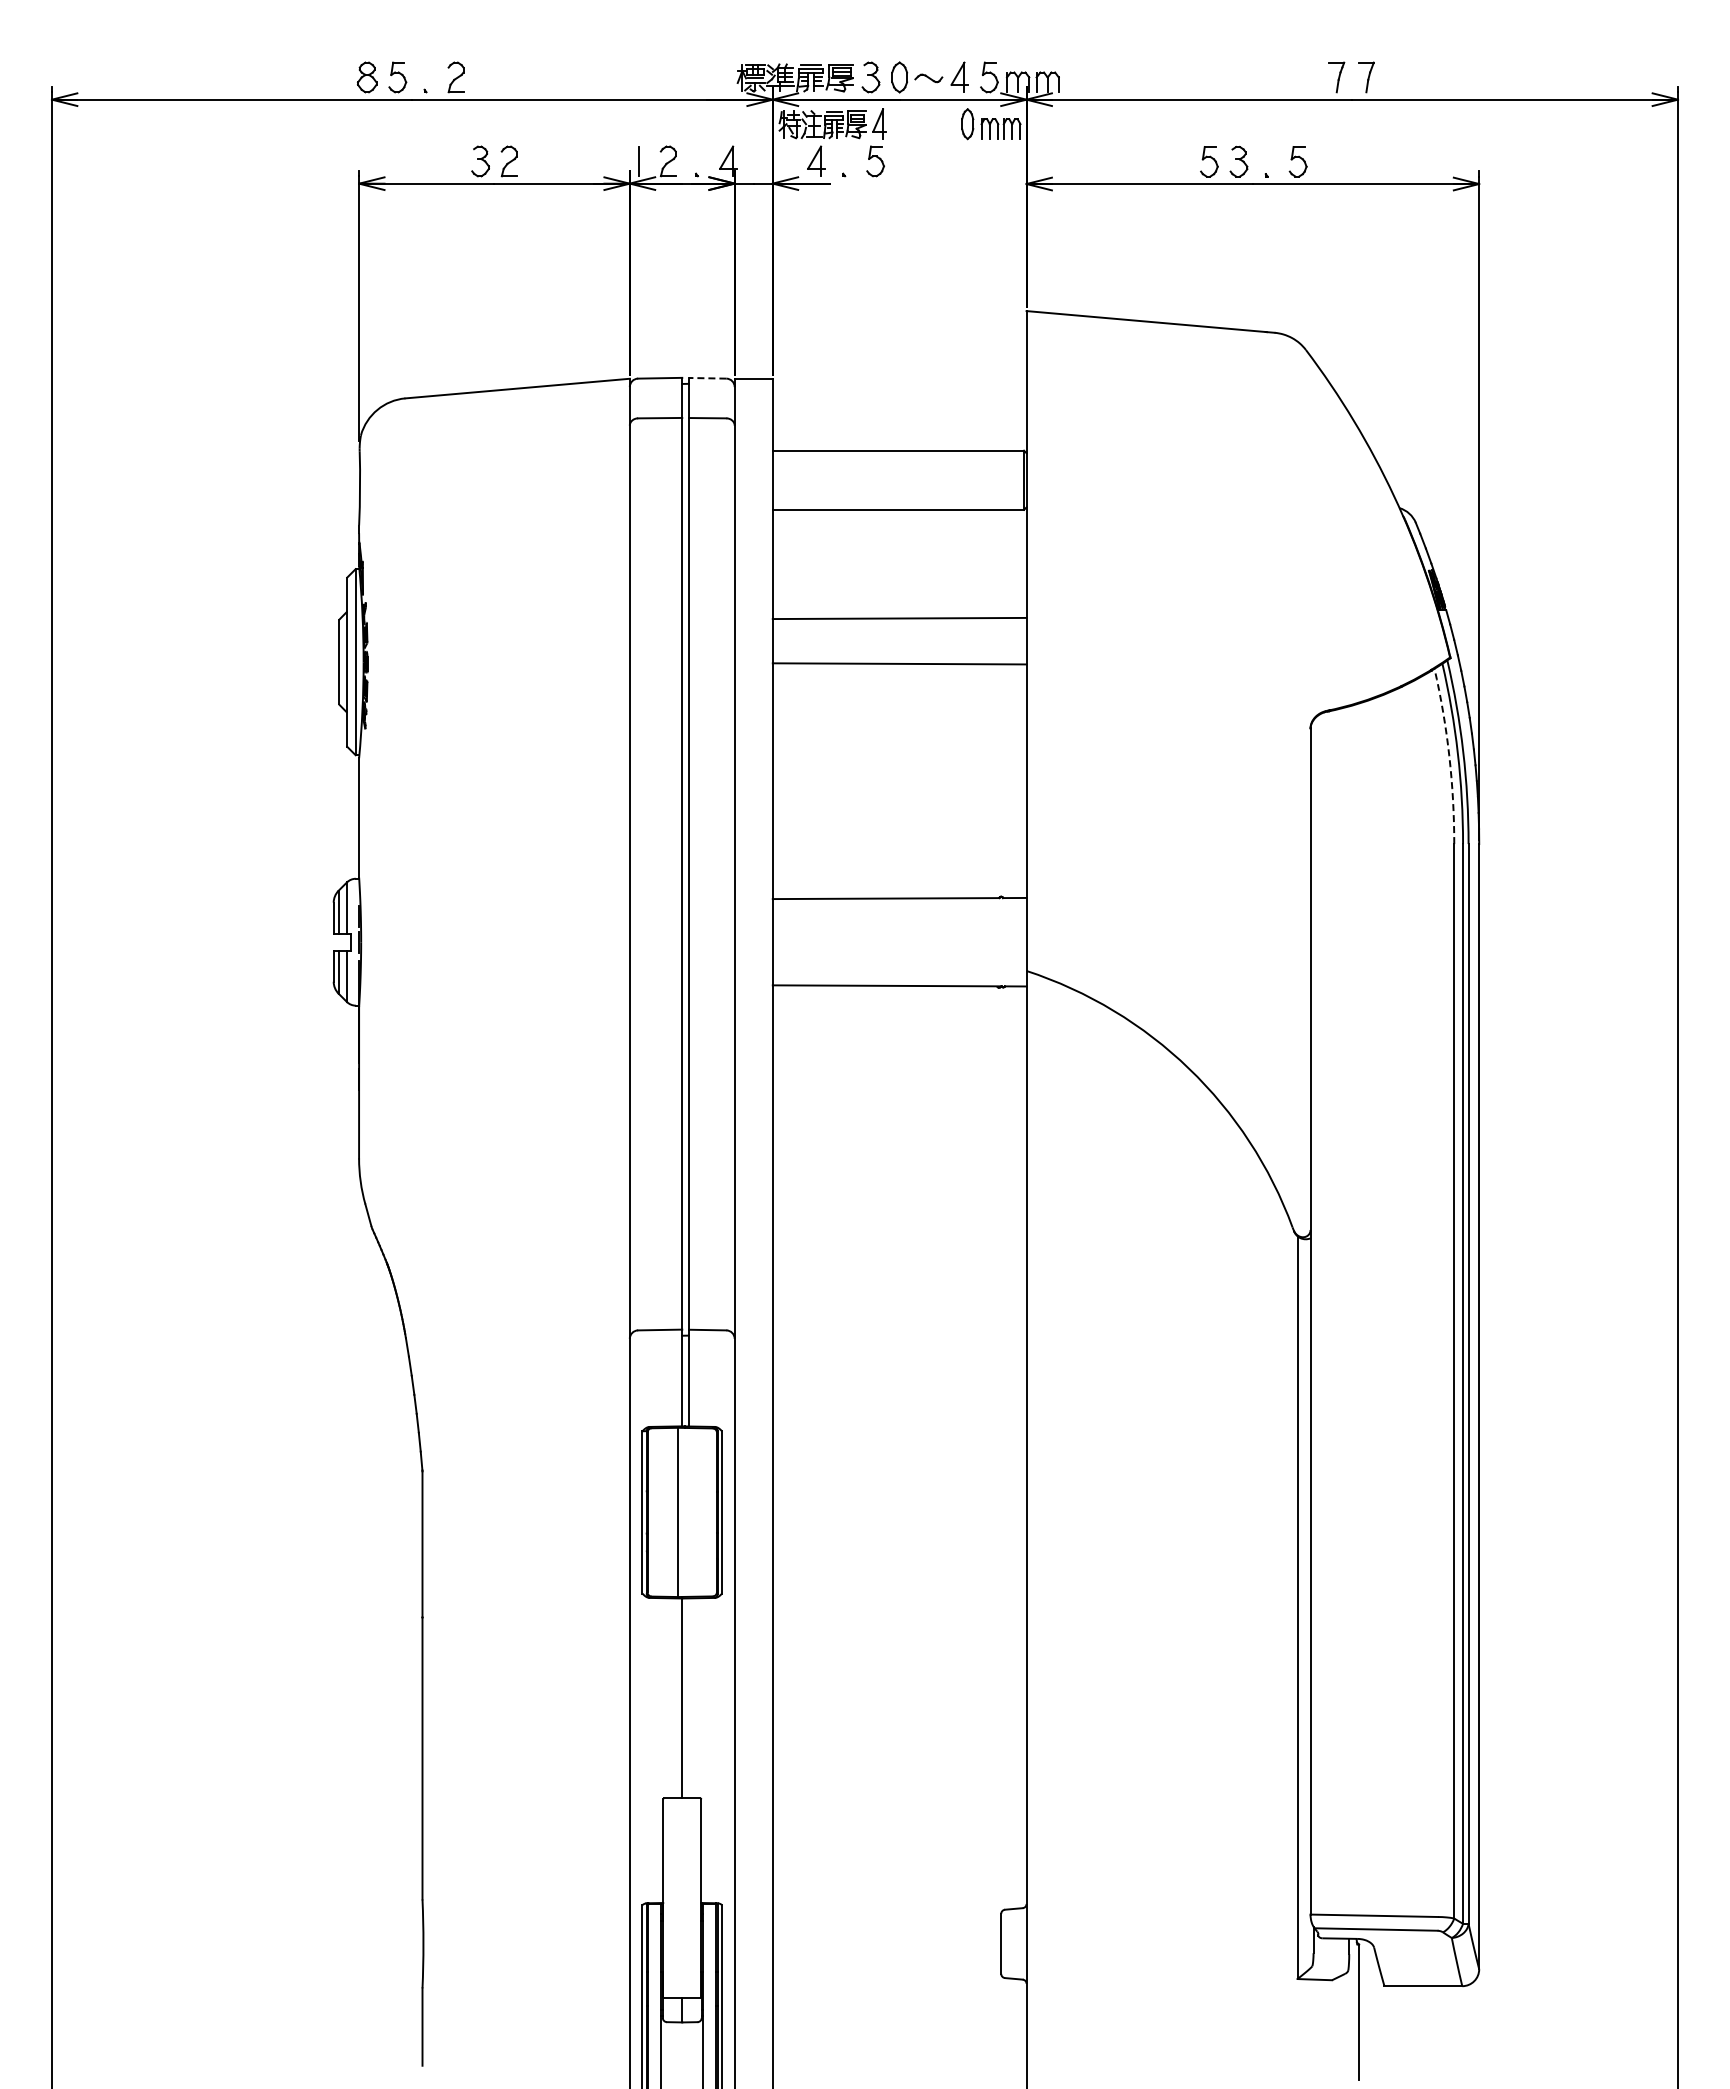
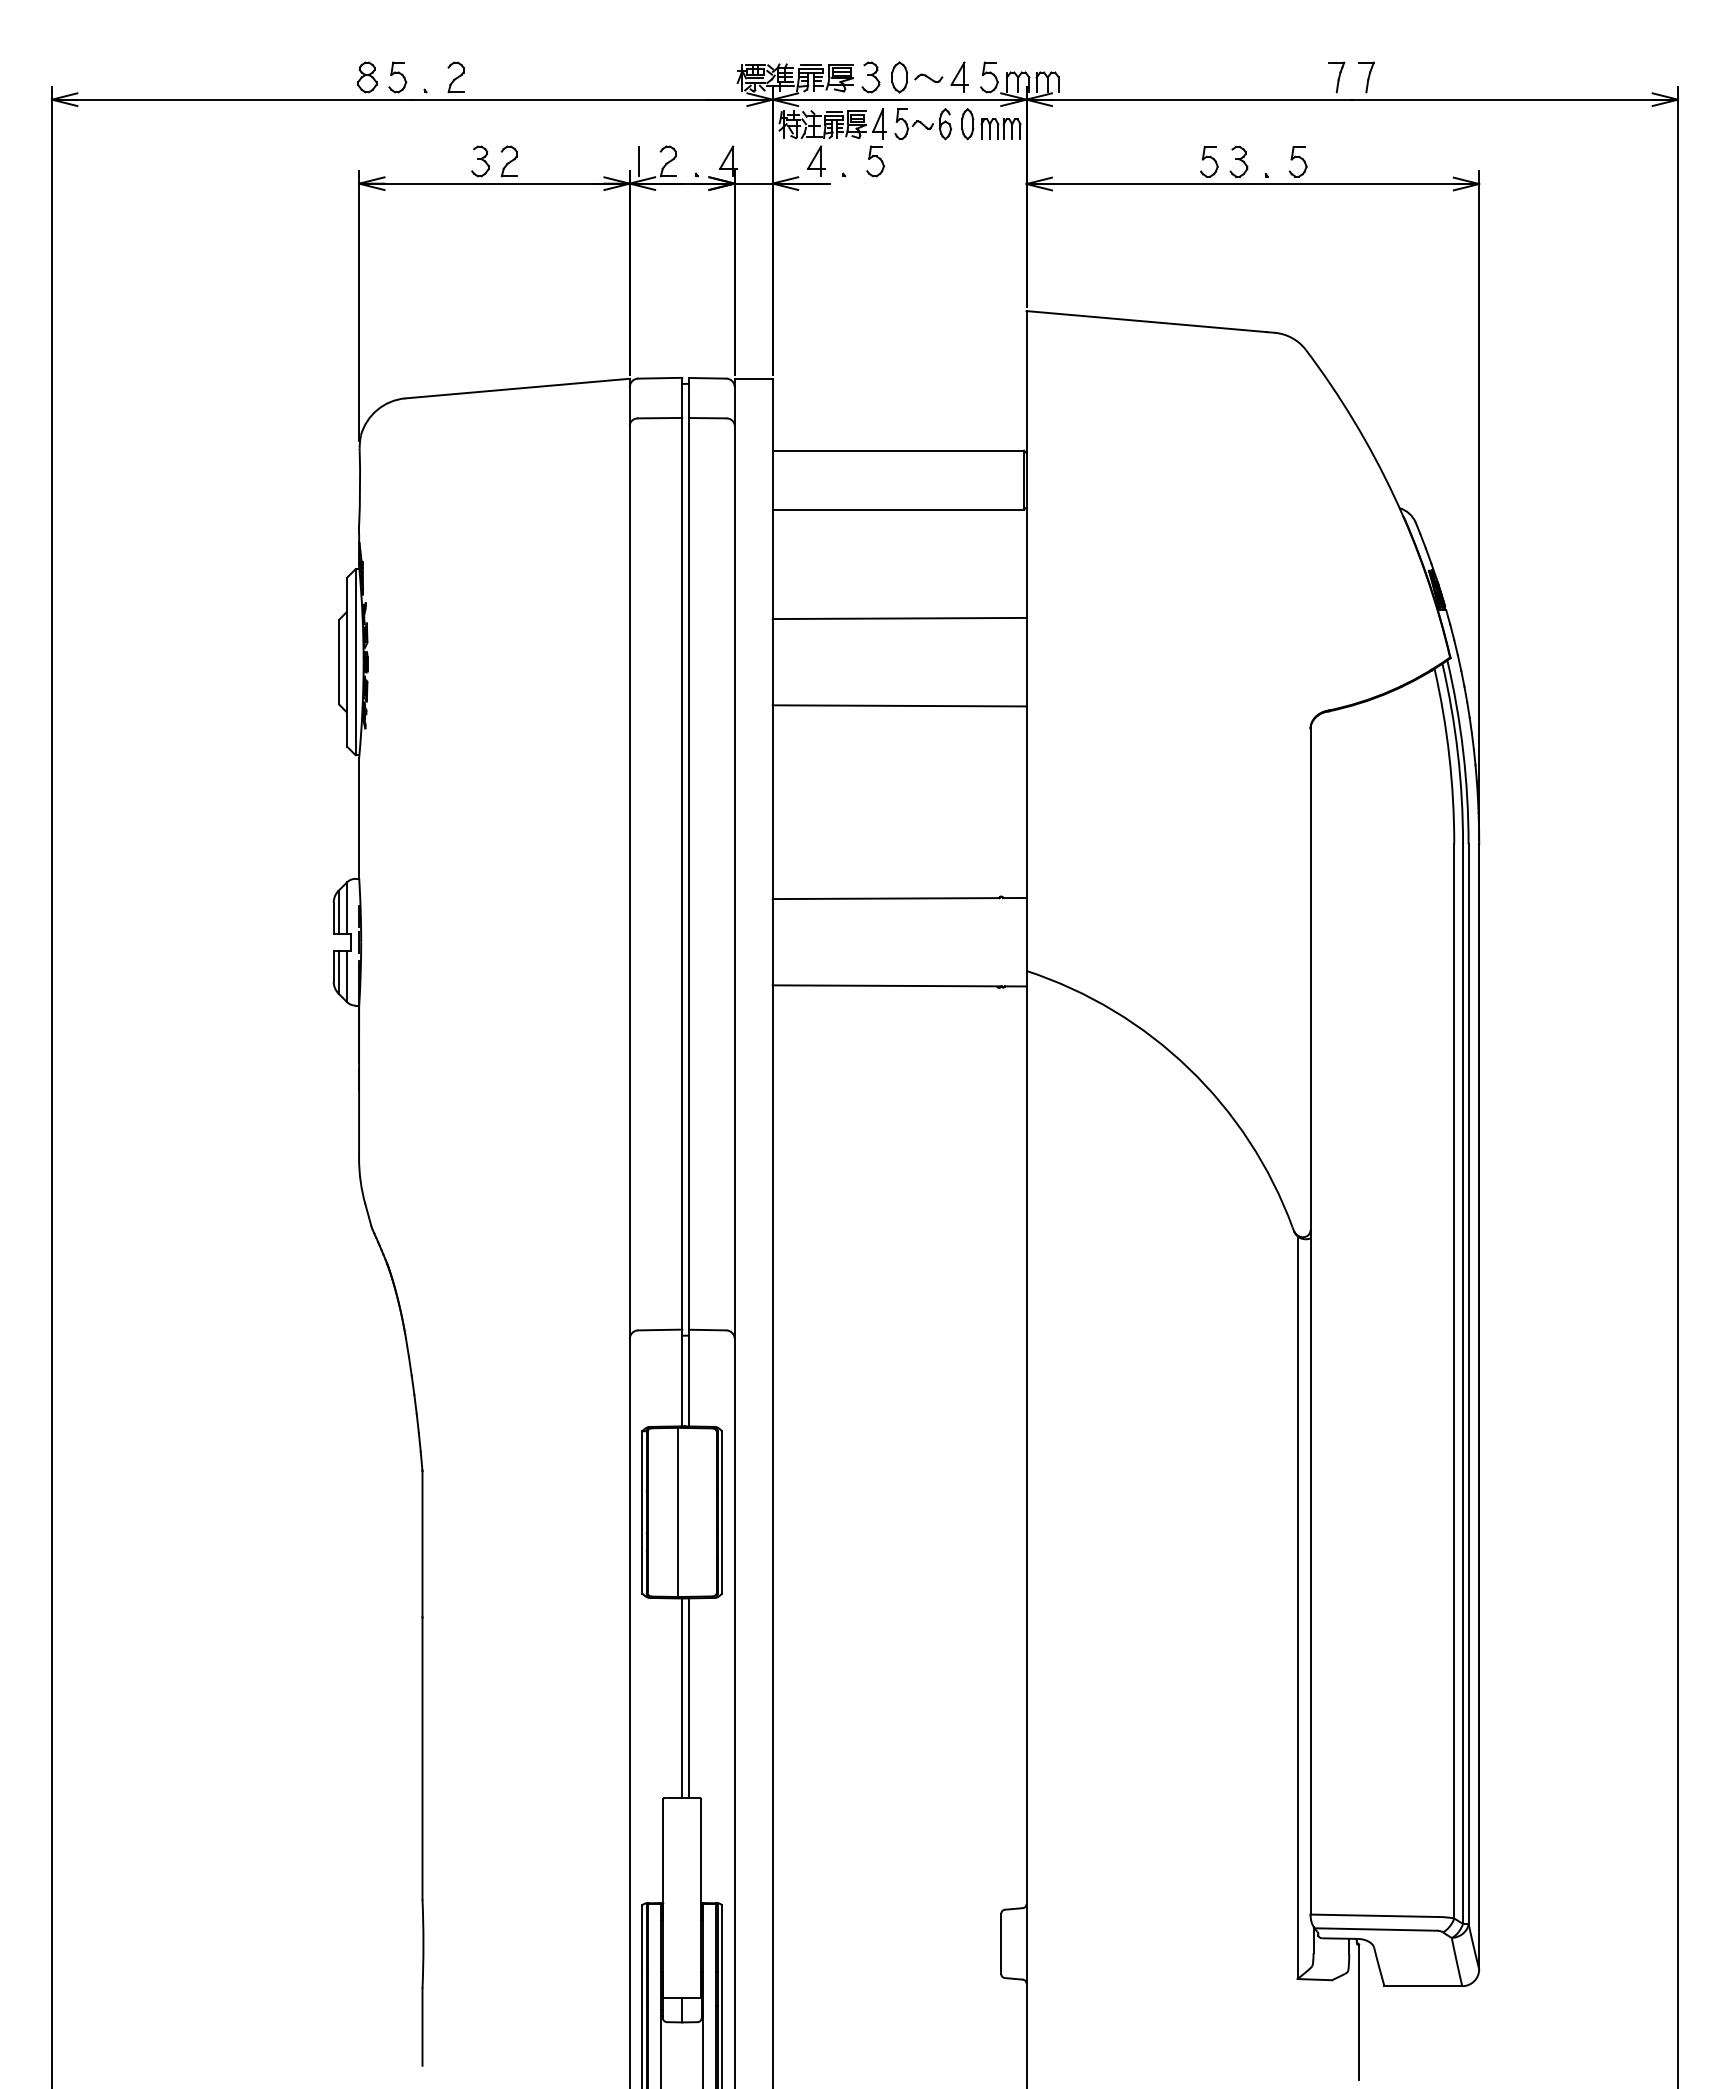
part: none -> present (923, 124)
line: dashed -> solid (707, 378)
line position: (899, 663) -> (899, 705) (899, 705)
arc: dashed -> solid (1449, 755)
line: none -> present (689, 1698)
